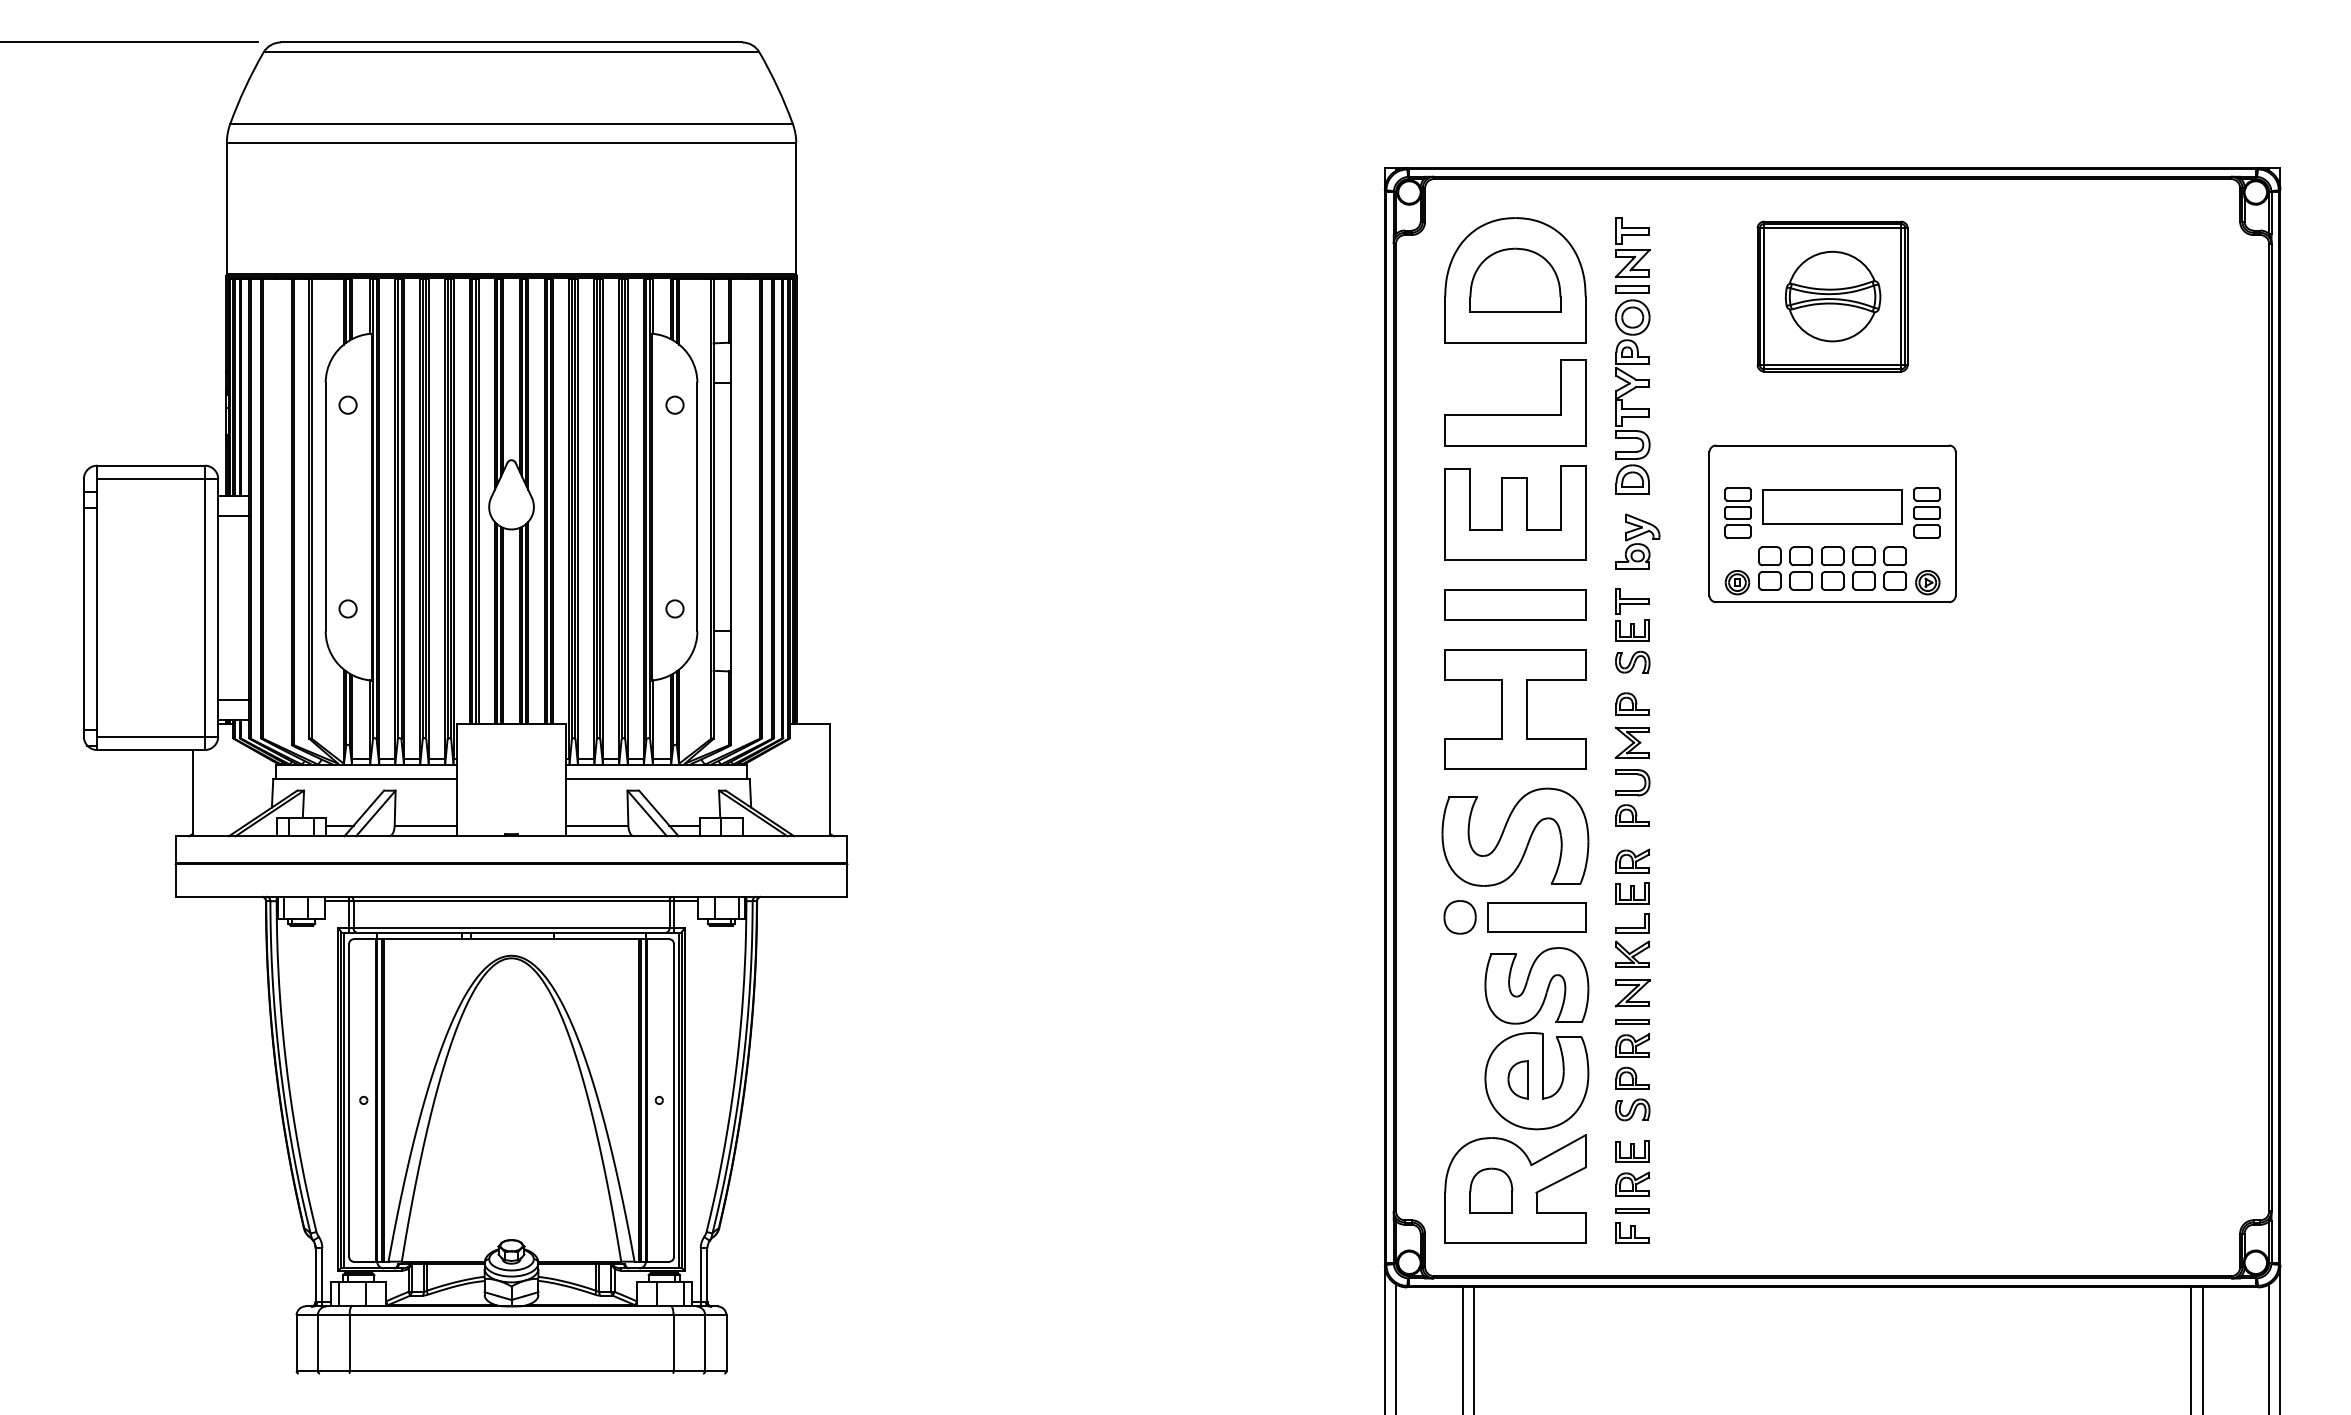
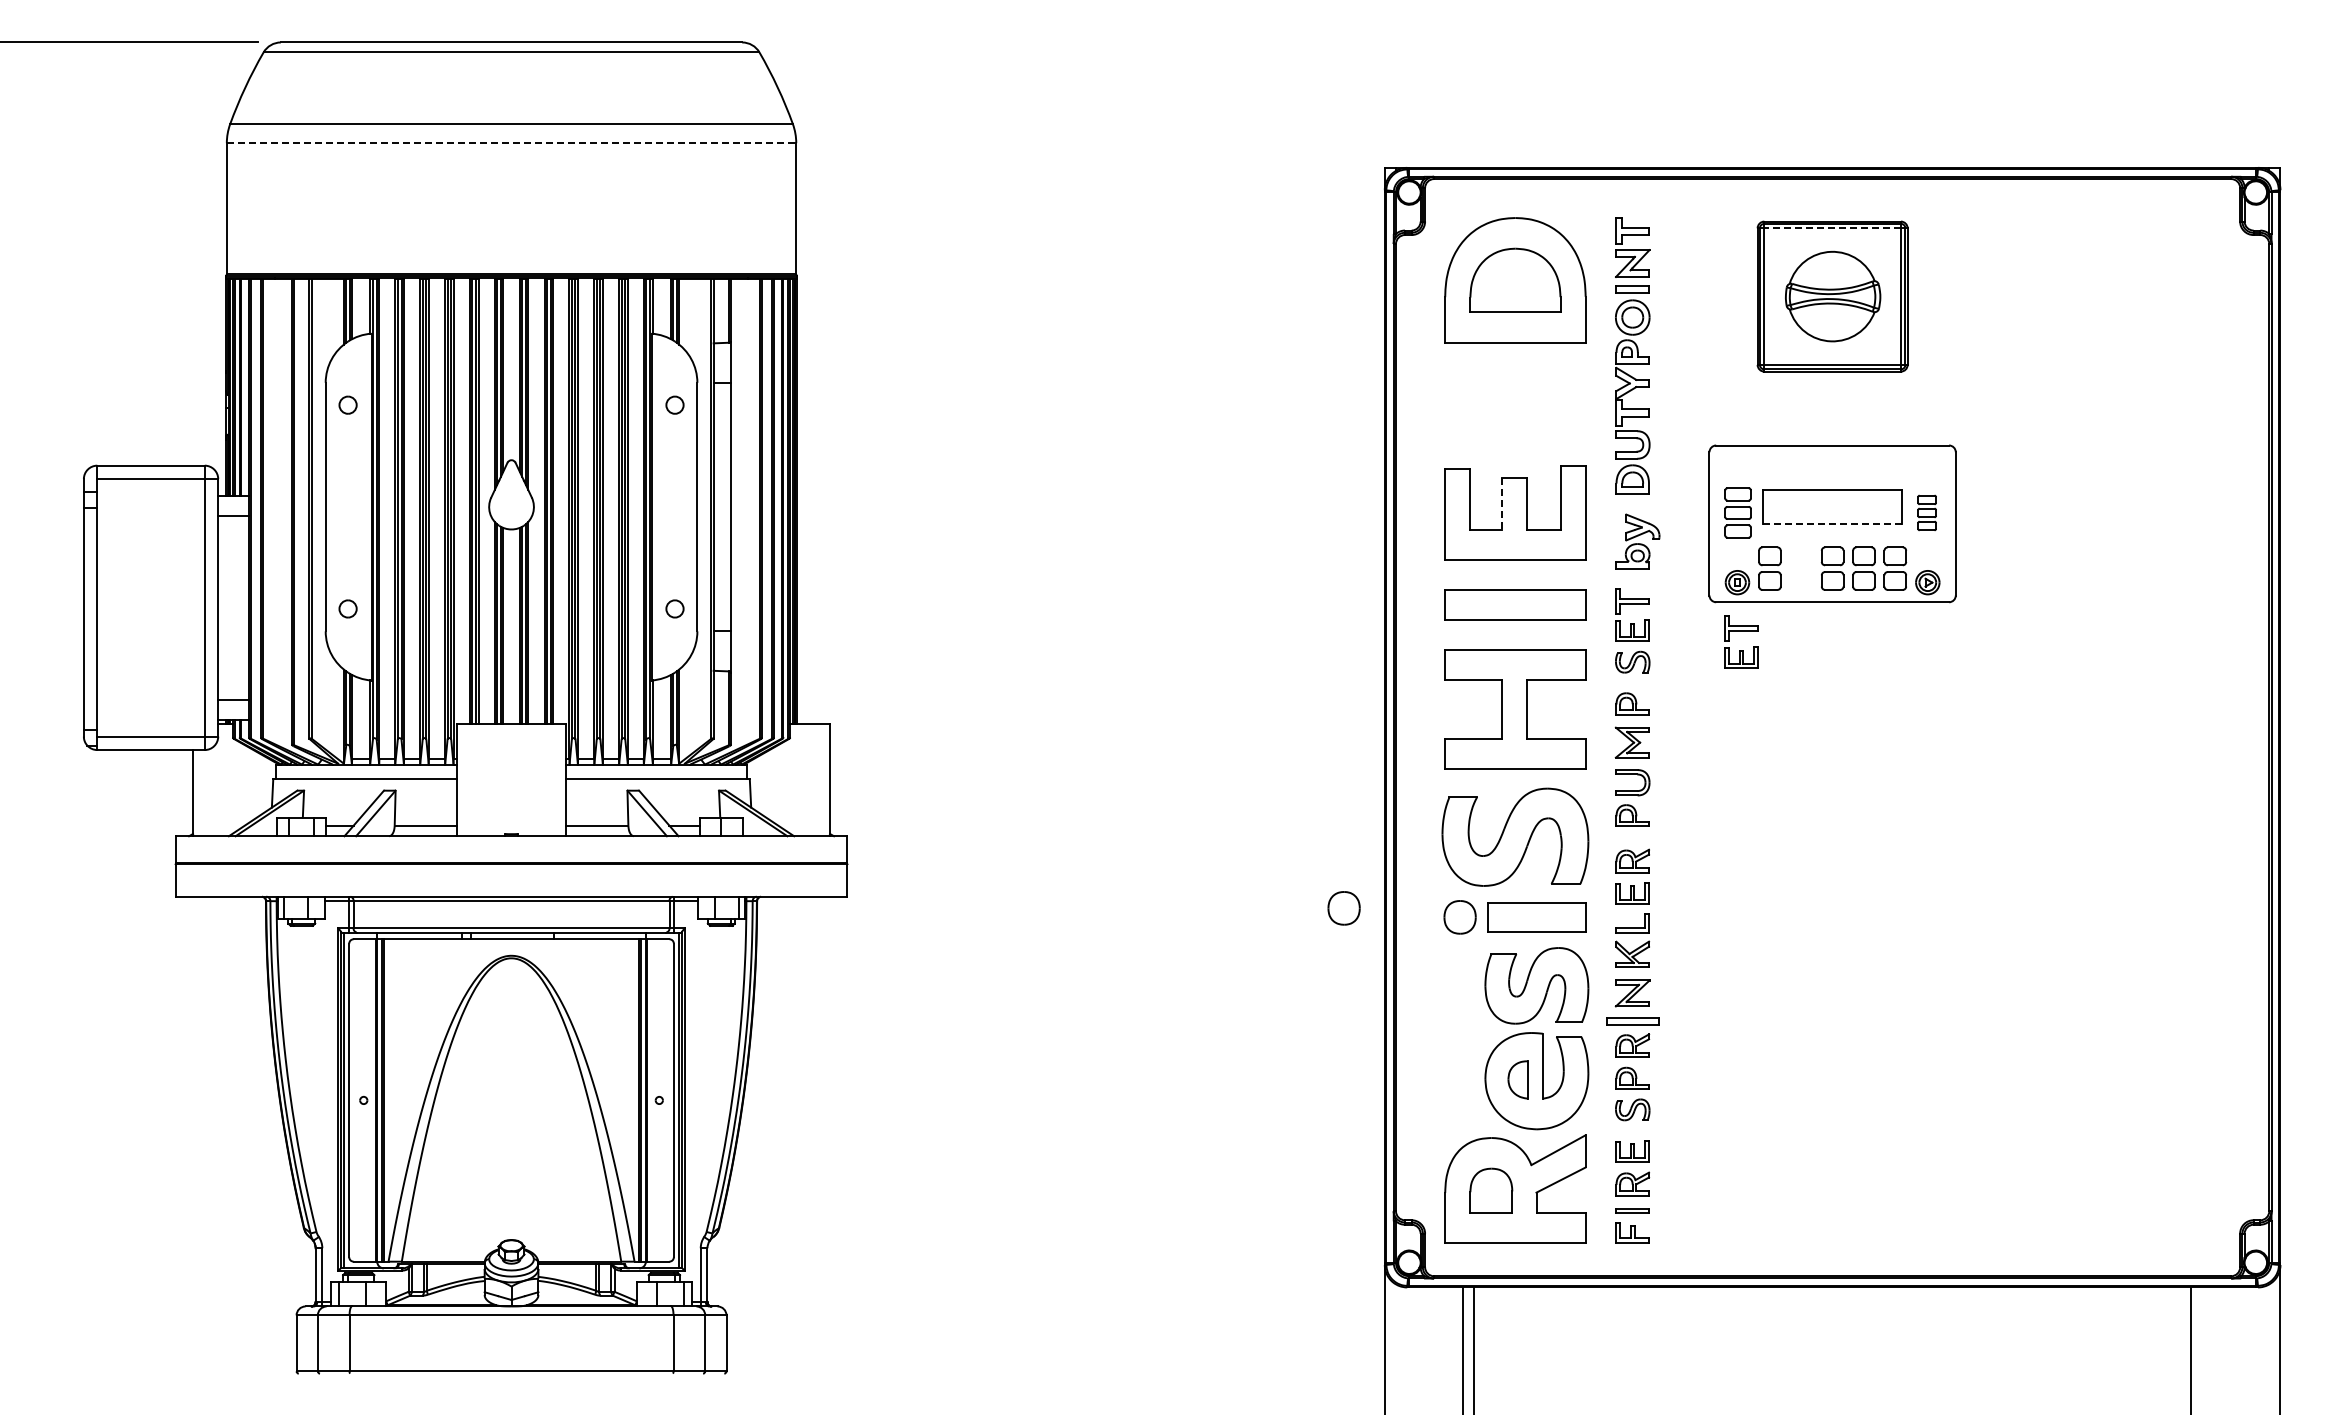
line: solid -> dashed (511, 143)
line: solid -> dashed (1832, 228)
part: present -> none (1515, 414)
line: solid -> dashed (1502, 503)
part size: 28x52 px -> 20x38 px (1926, 512)
line: solid -> dashed (1833, 523)
part: present -> none (1800, 568)
part: none -> present (1741, 650)
part: none -> present (1343, 908)
part size: 35x6 px -> 54x9 px (1632, 1021)
line: present -> none (1396, 1347)
line: present -> none (2268, 1347)
line: present -> none (2202, 1349)
